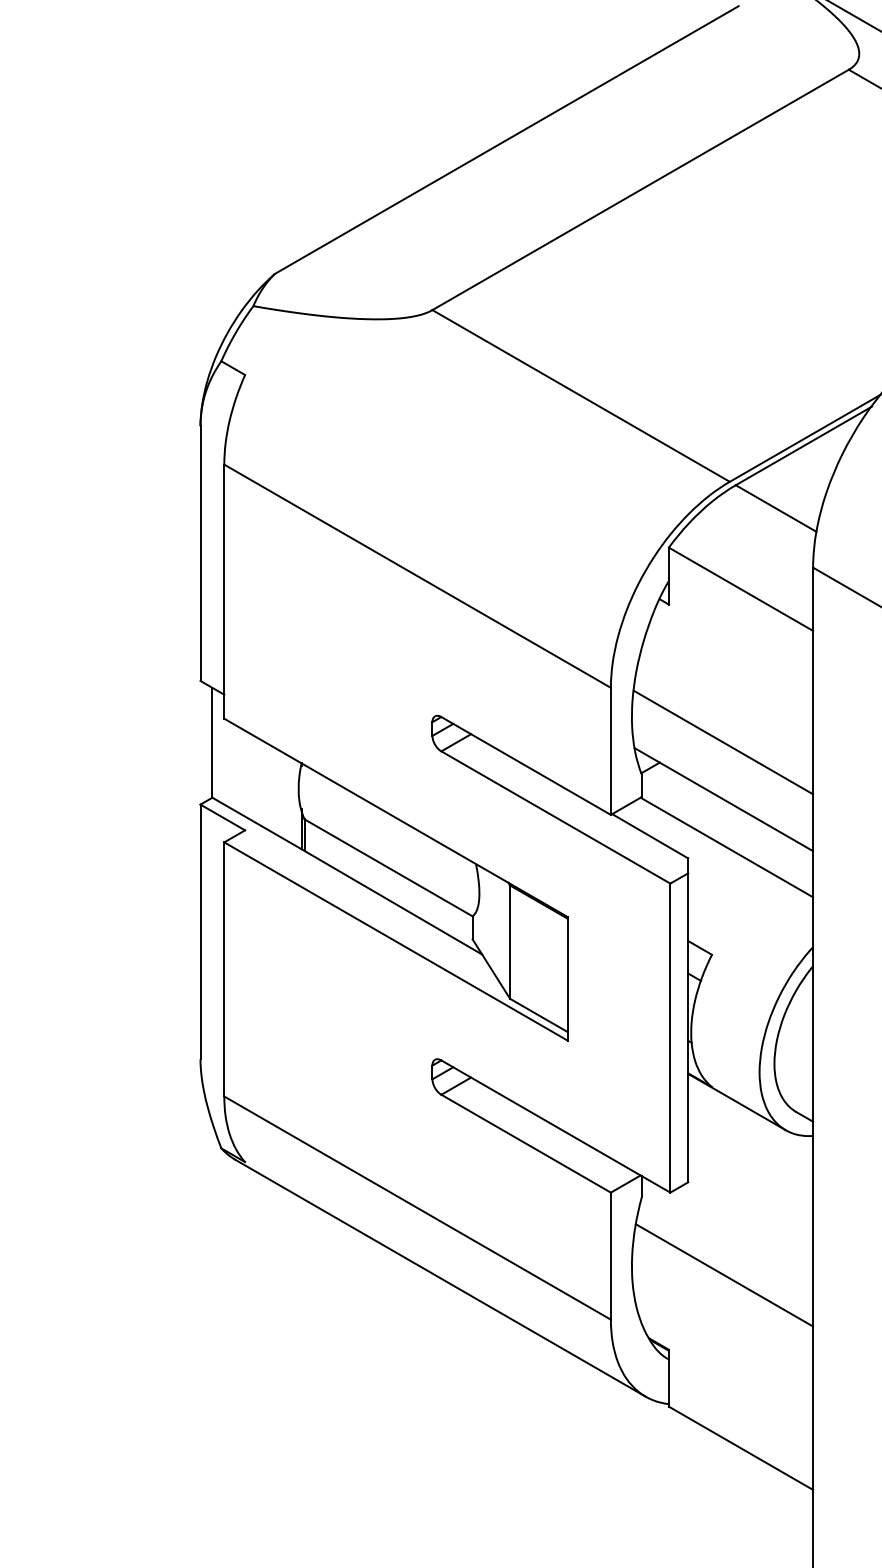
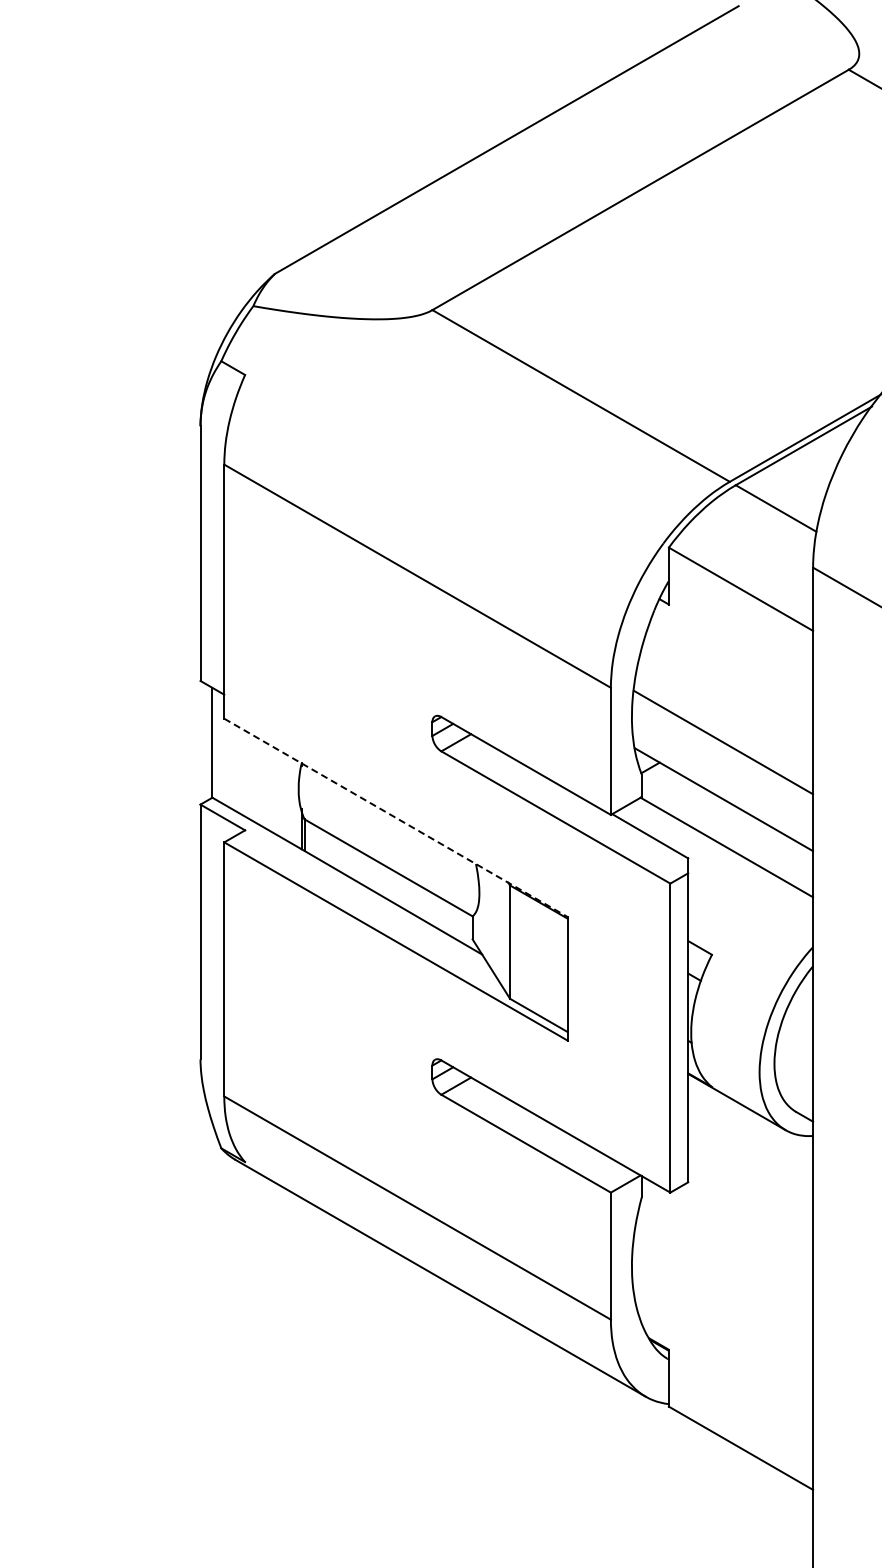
line: present -> none (854, 16)
line: solid -> dashed (396, 818)
line: present -> none (724, 1275)
